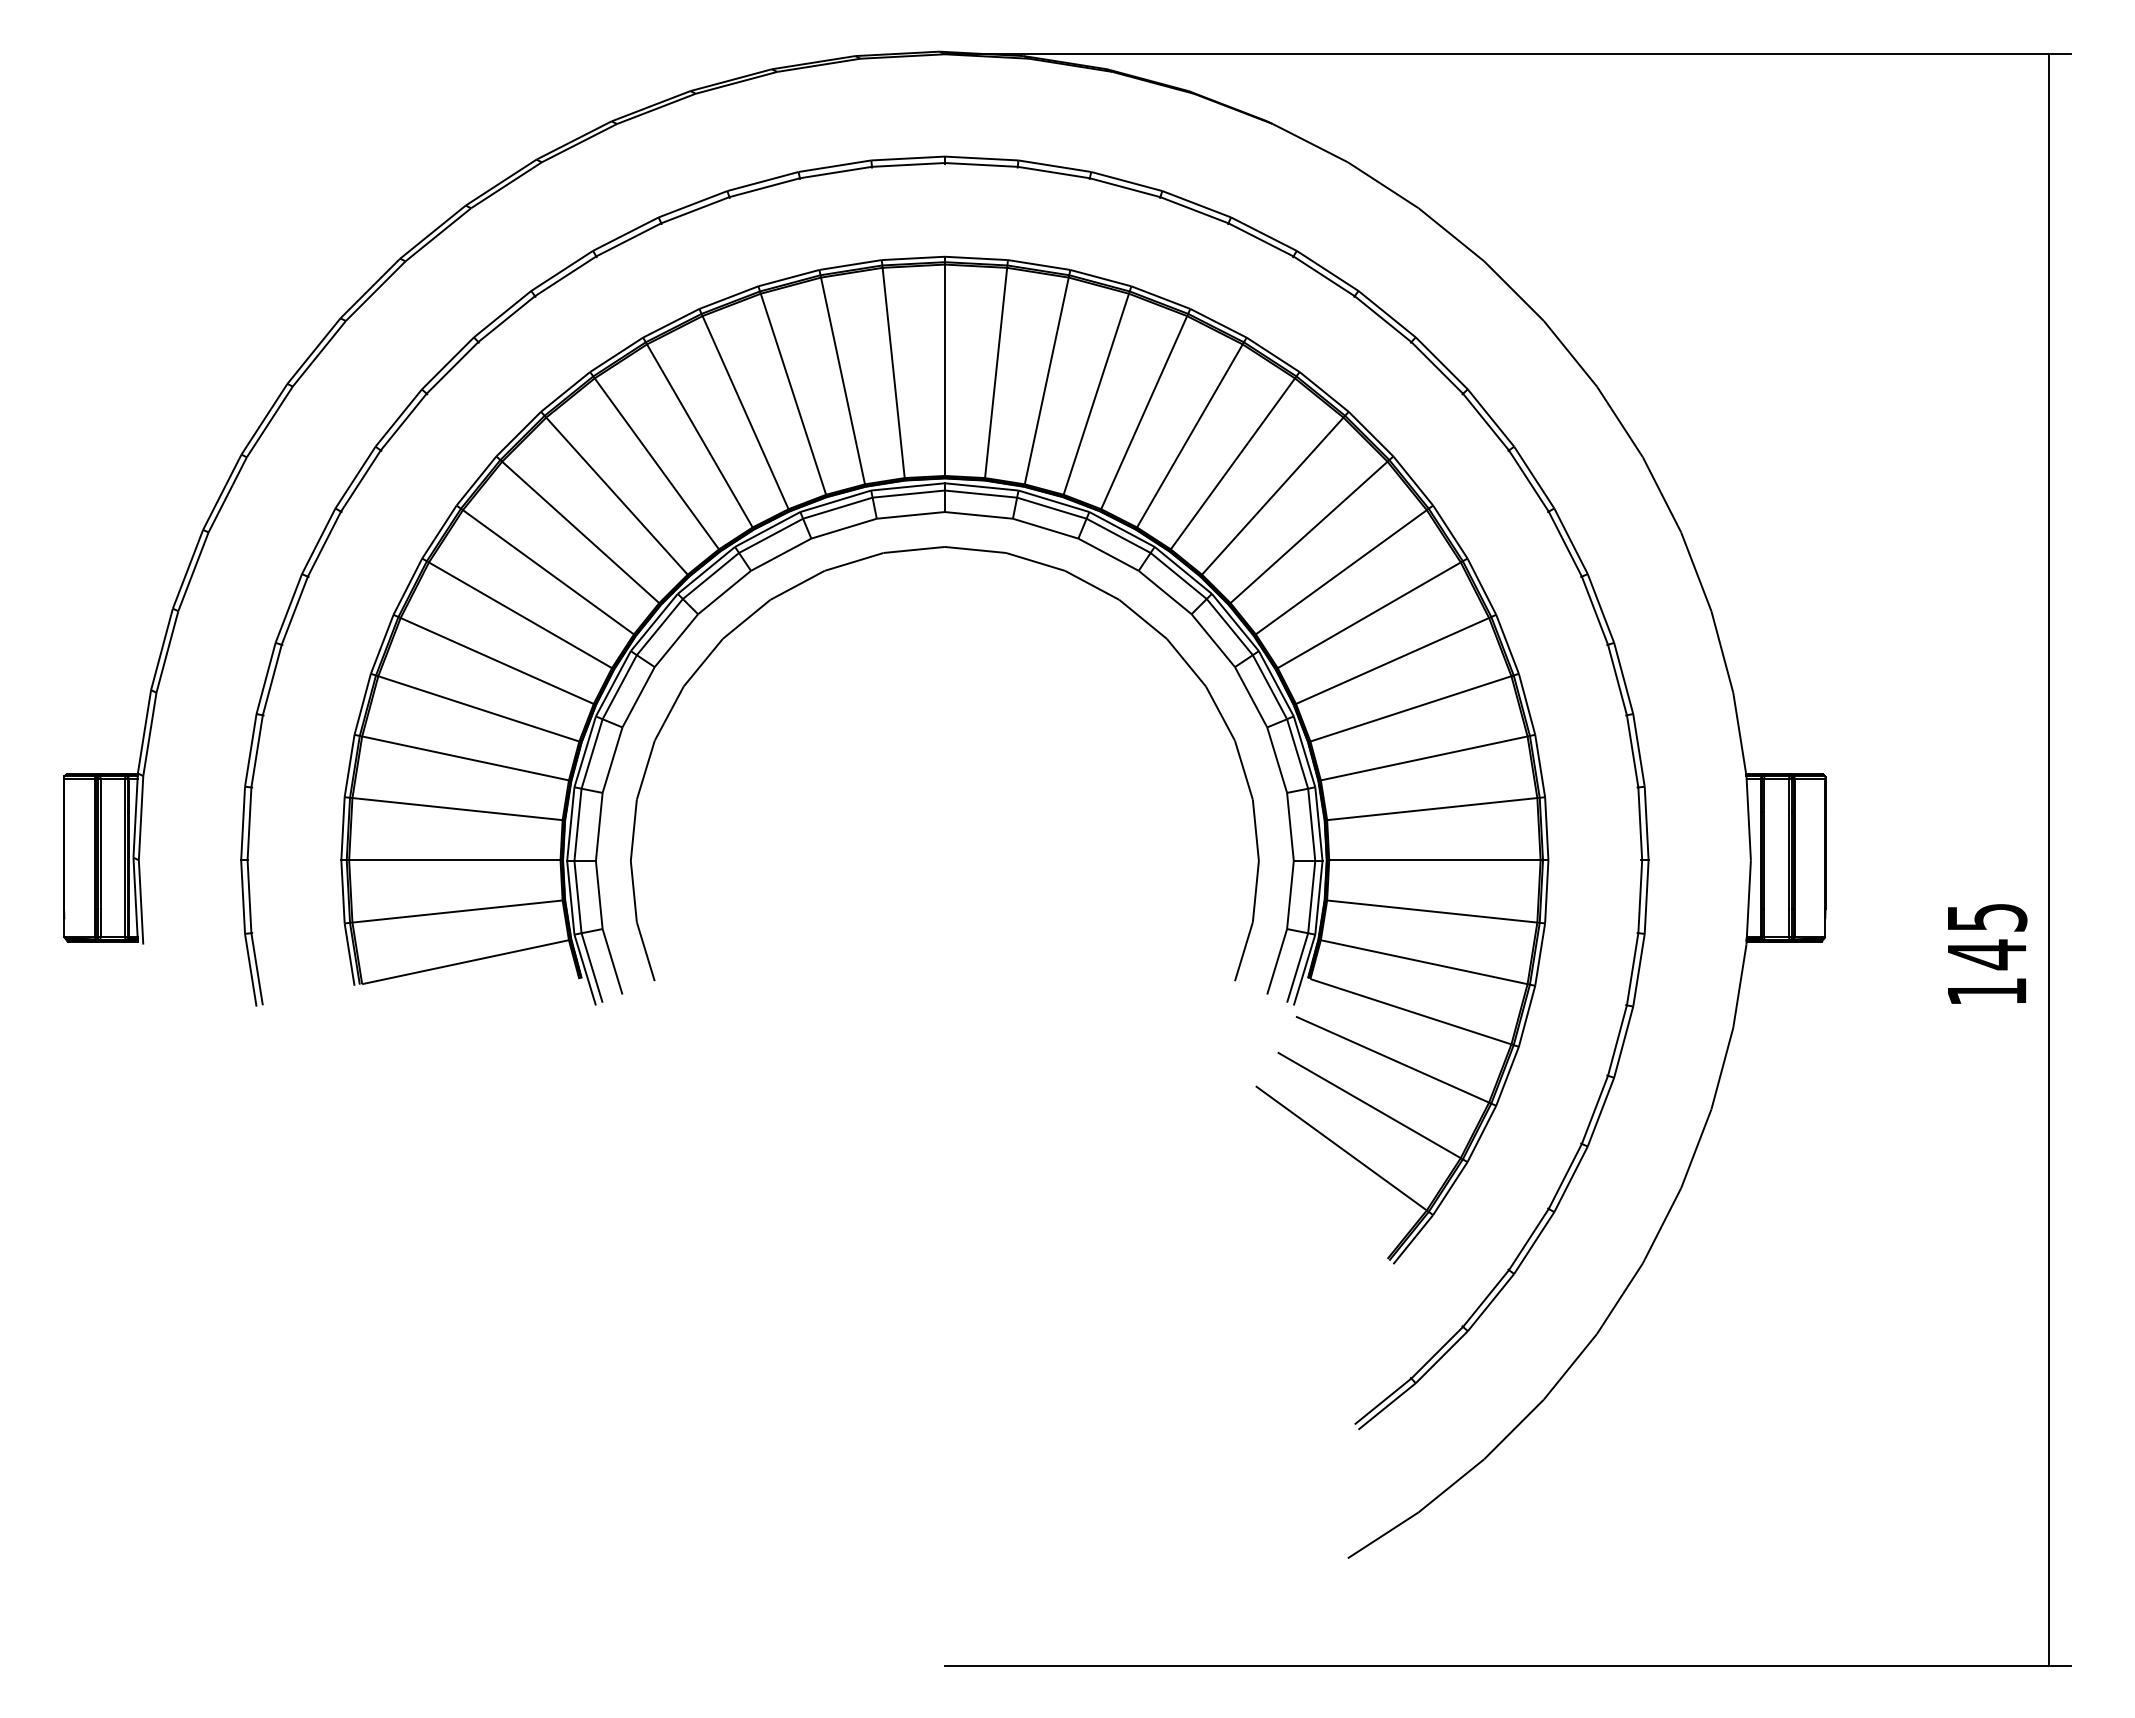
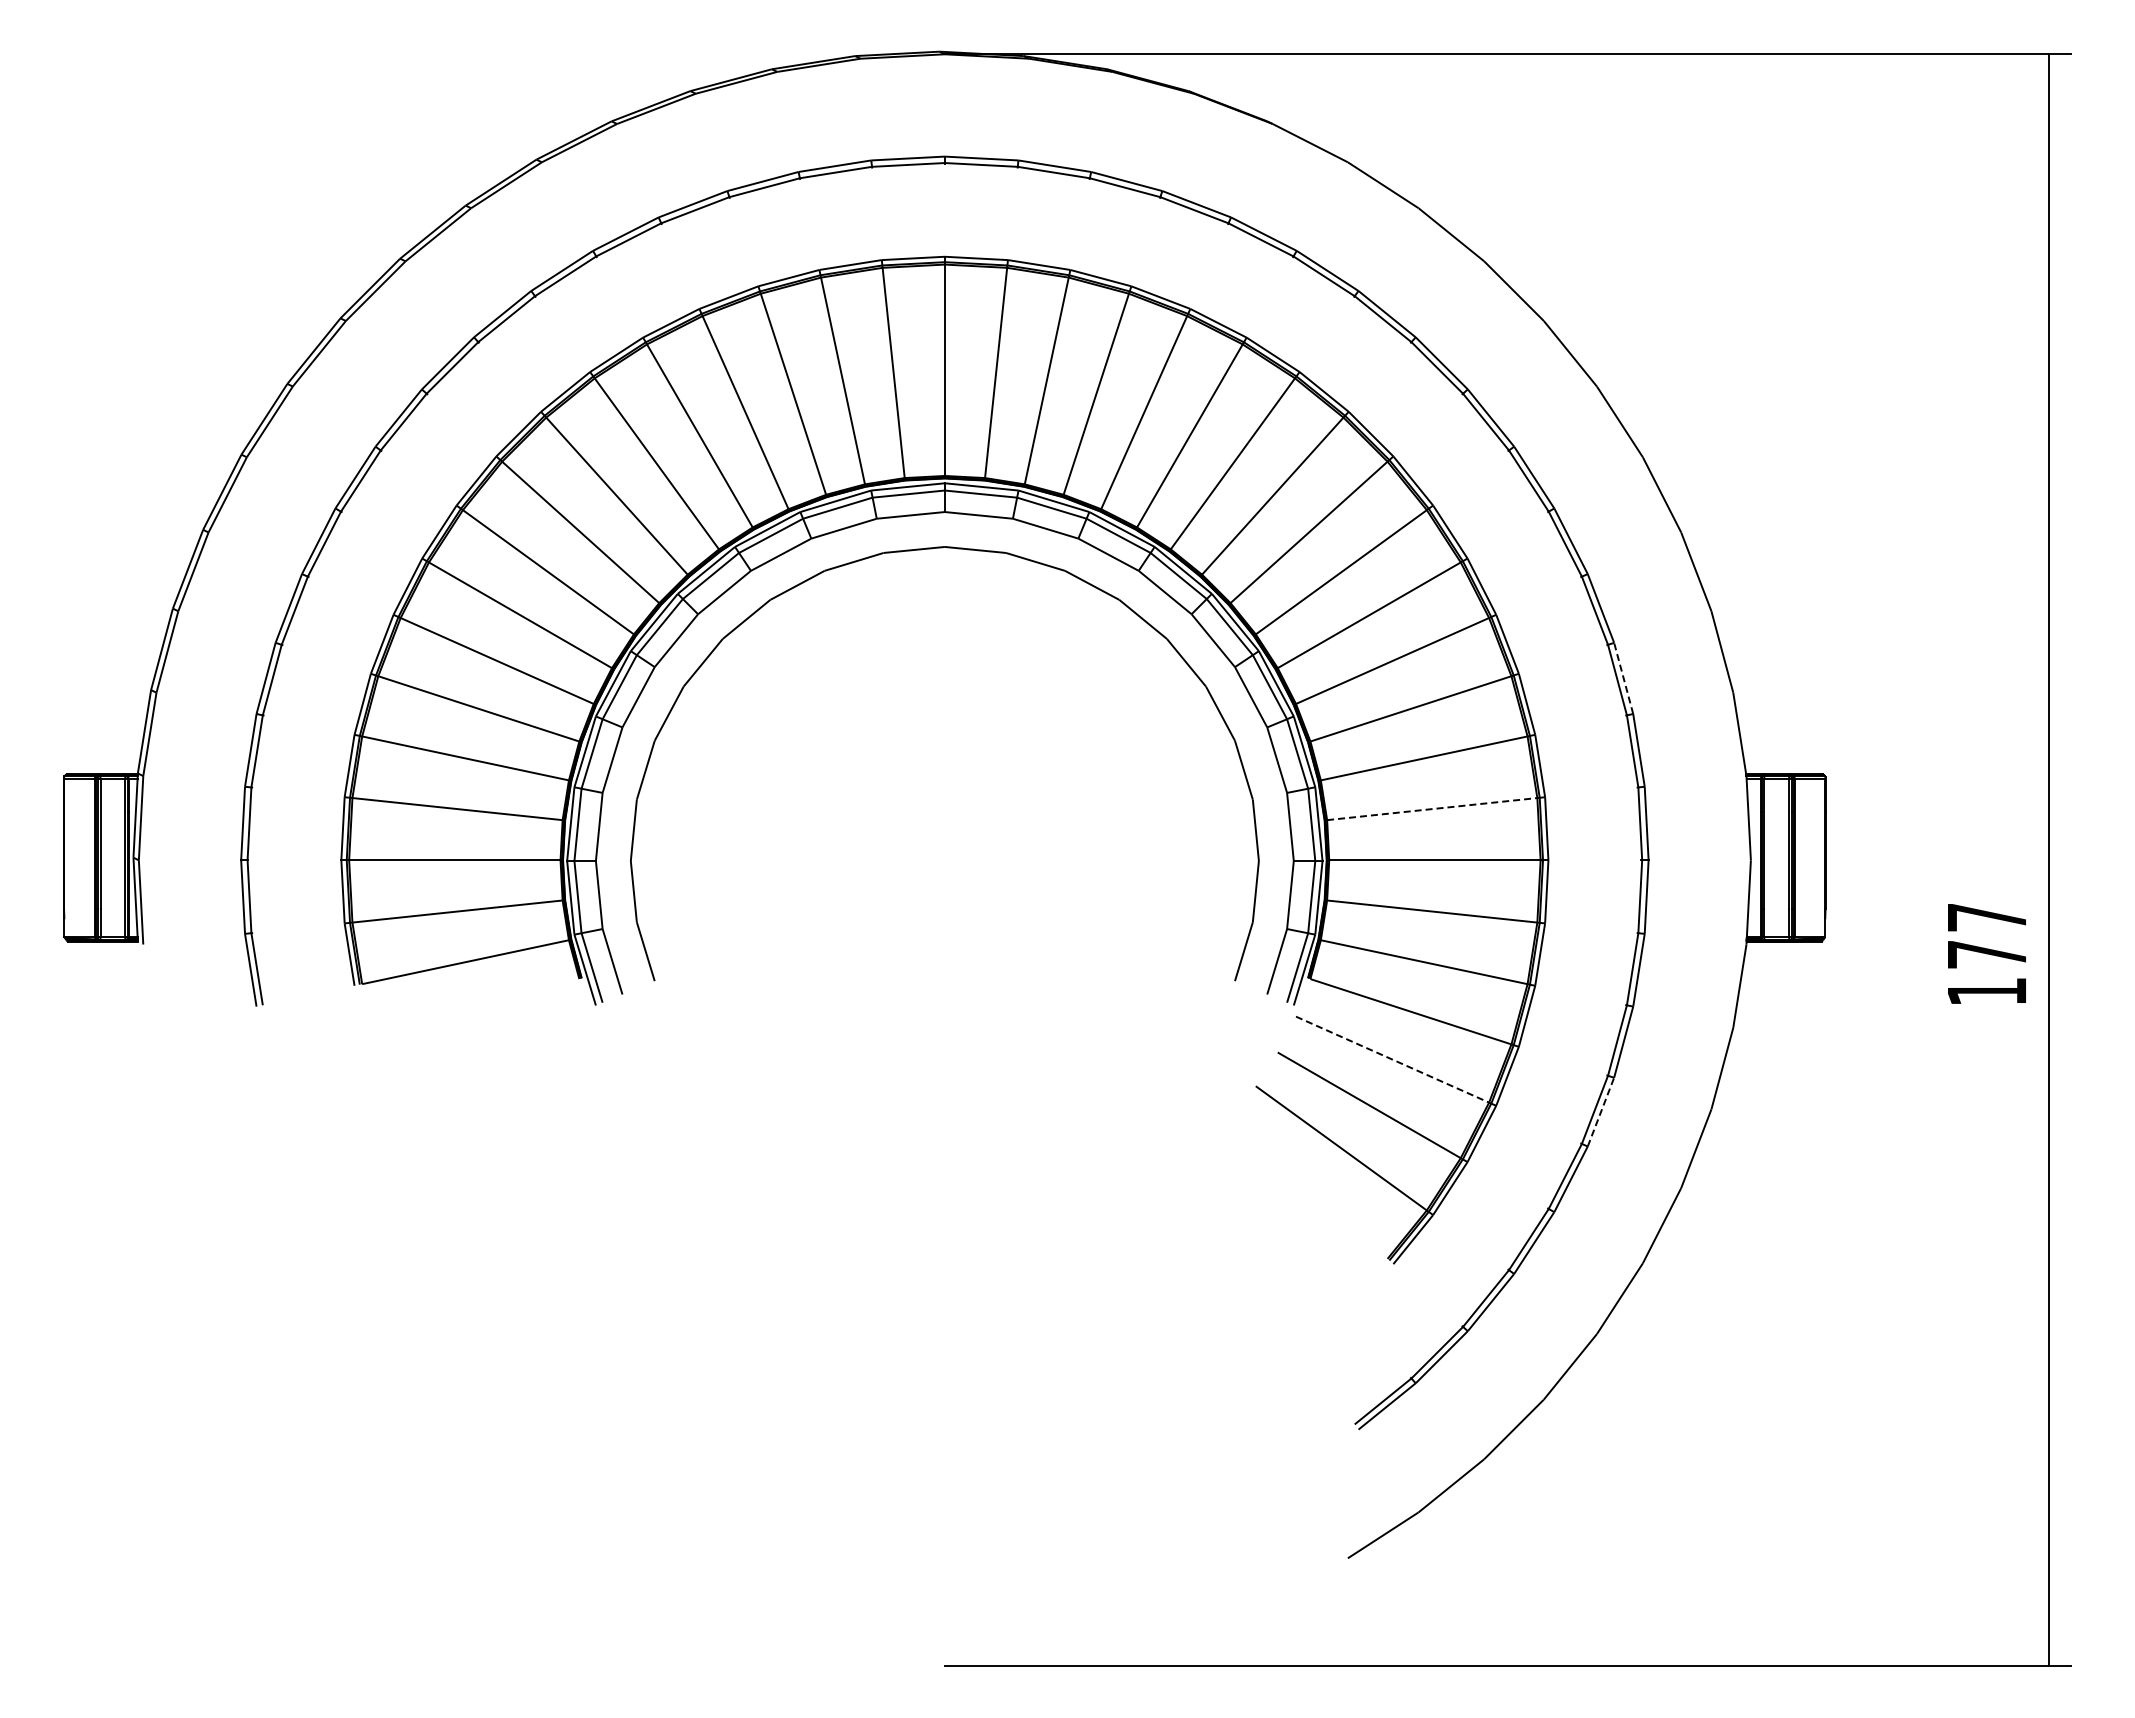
line: solid -> dashed (1623, 677)
line: solid -> dashed (1432, 809)
text: 145 -> 177 (1987, 937)
line: solid -> dashed (1393, 1059)
line: solid -> dashed (1601, 1111)
